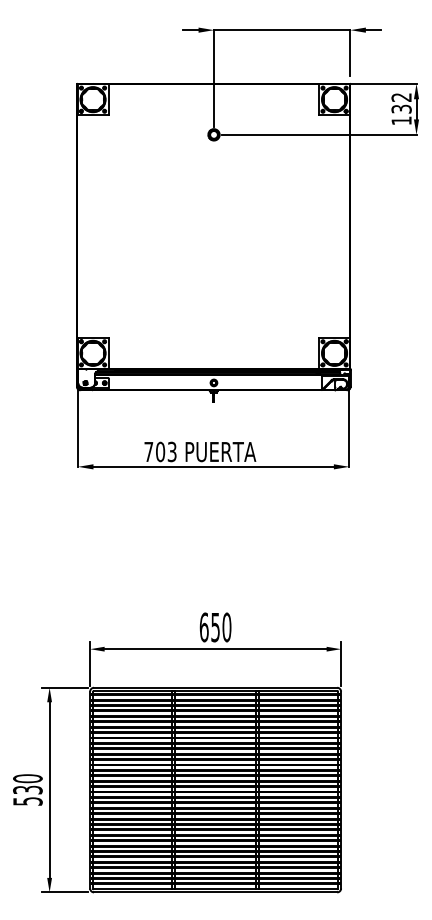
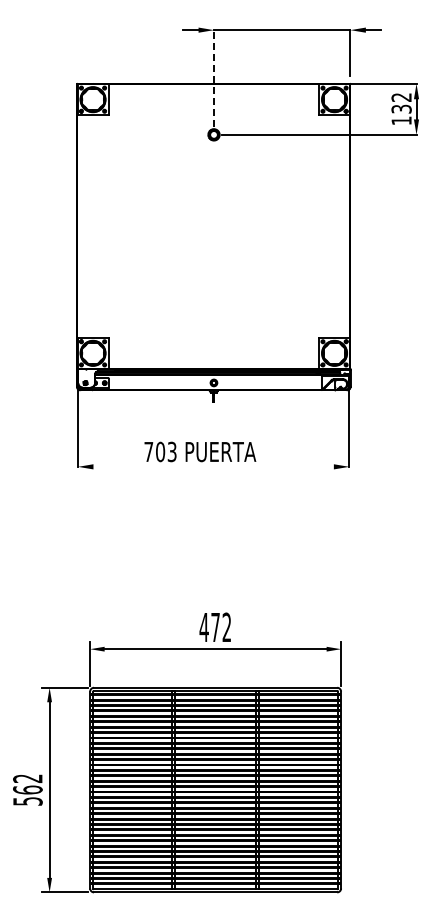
line: solid -> dashed (214, 78)
line: present -> none (213, 466)
text: 650 -> 472 (215, 627)
text: 530 -> 562 (27, 784)
